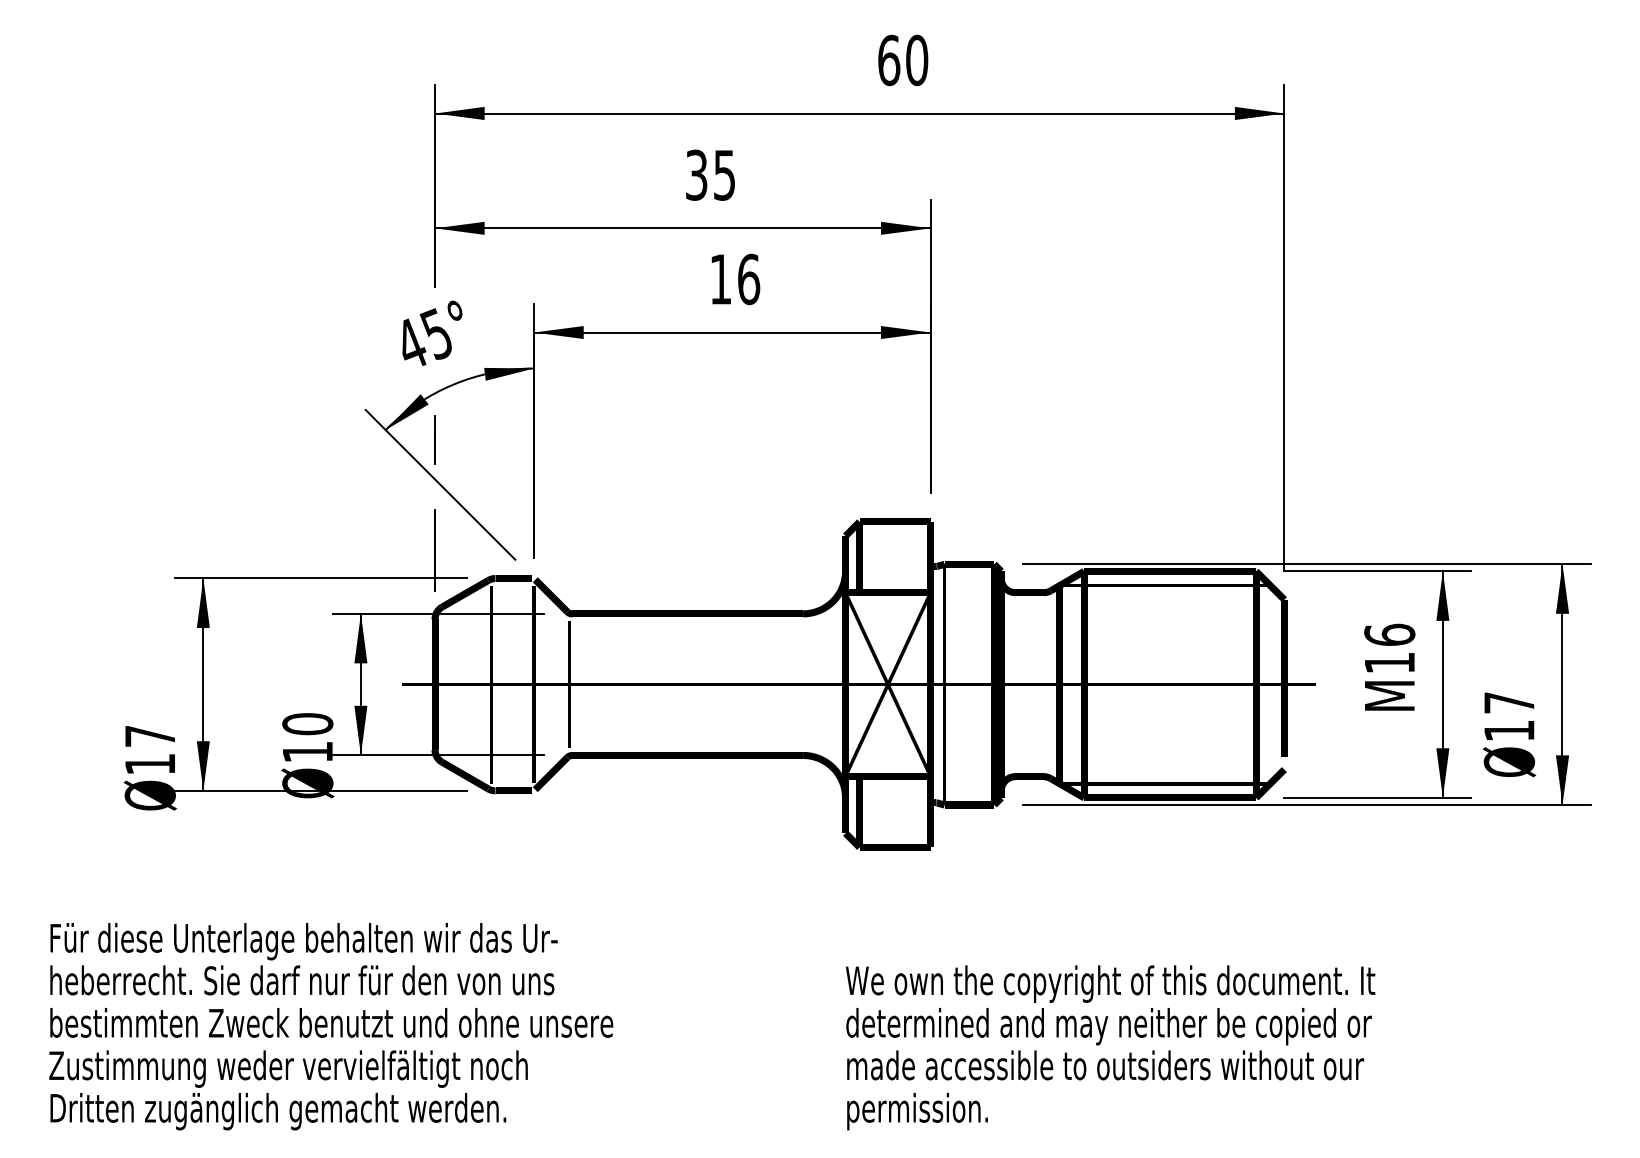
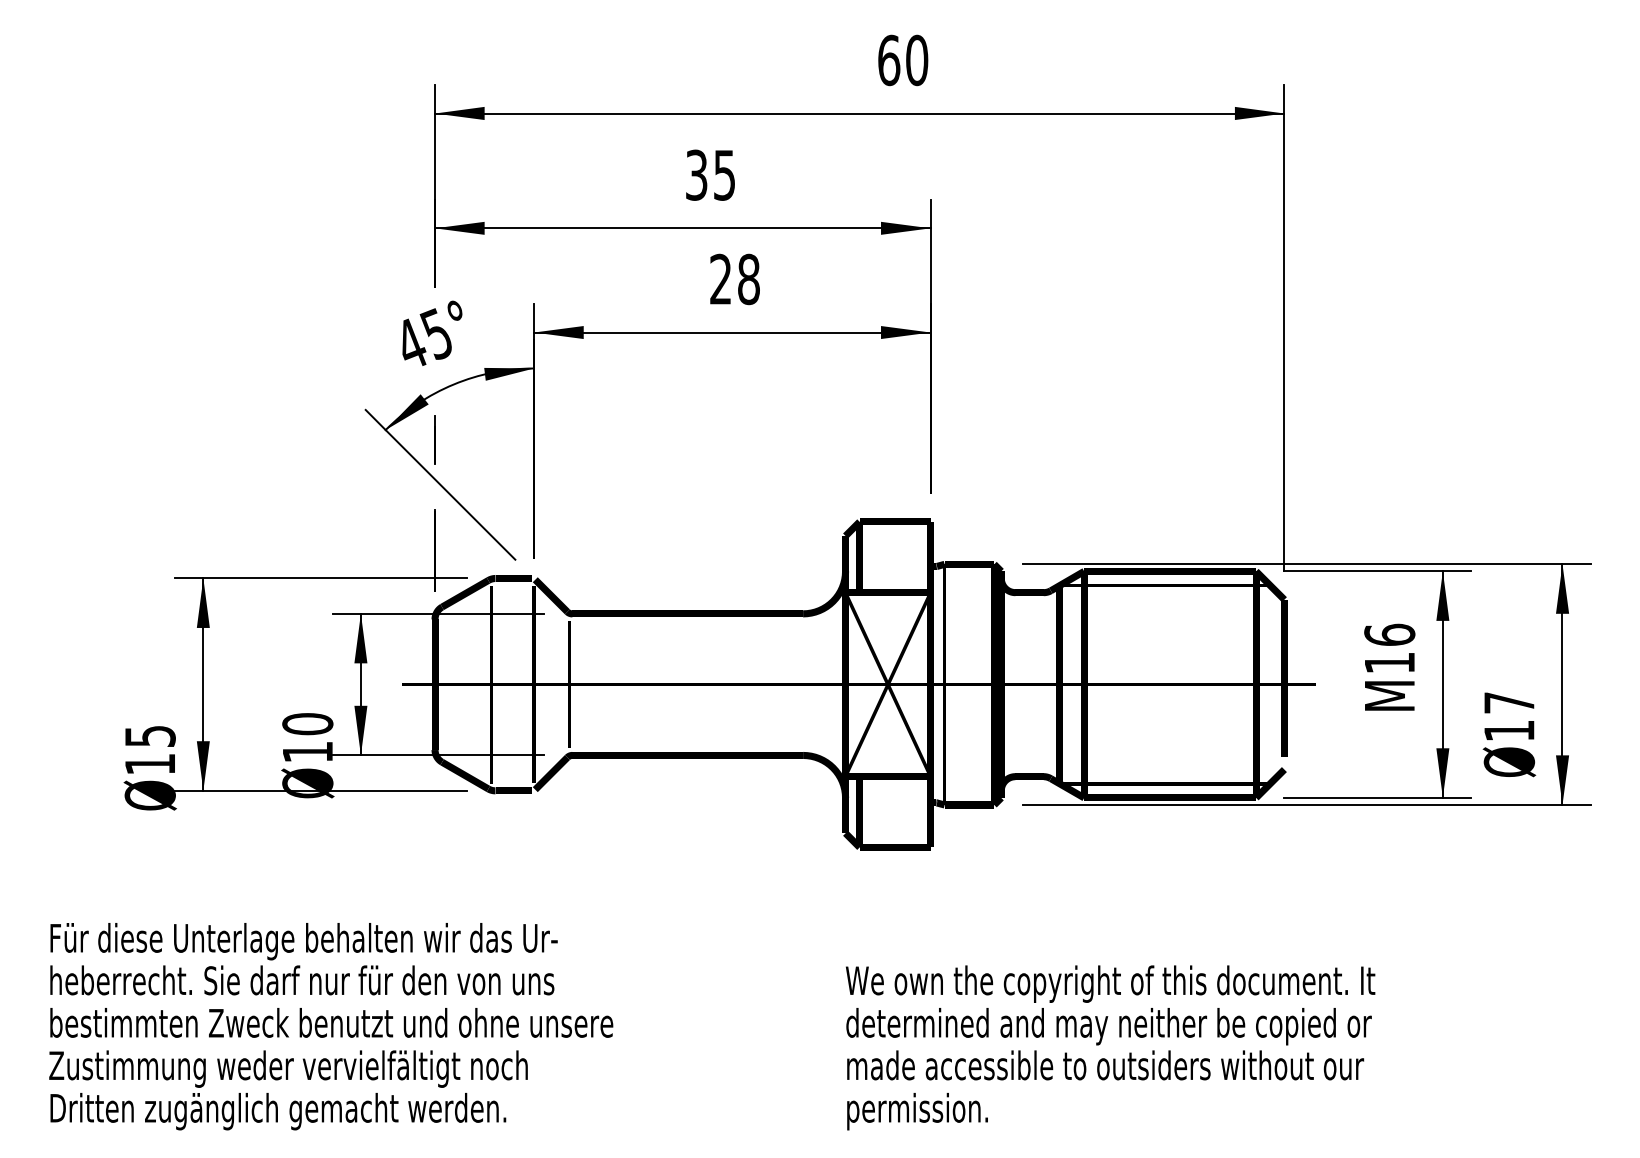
text: 16 -> 28 (735, 278)
text: 17 -> 15 (150, 736)
